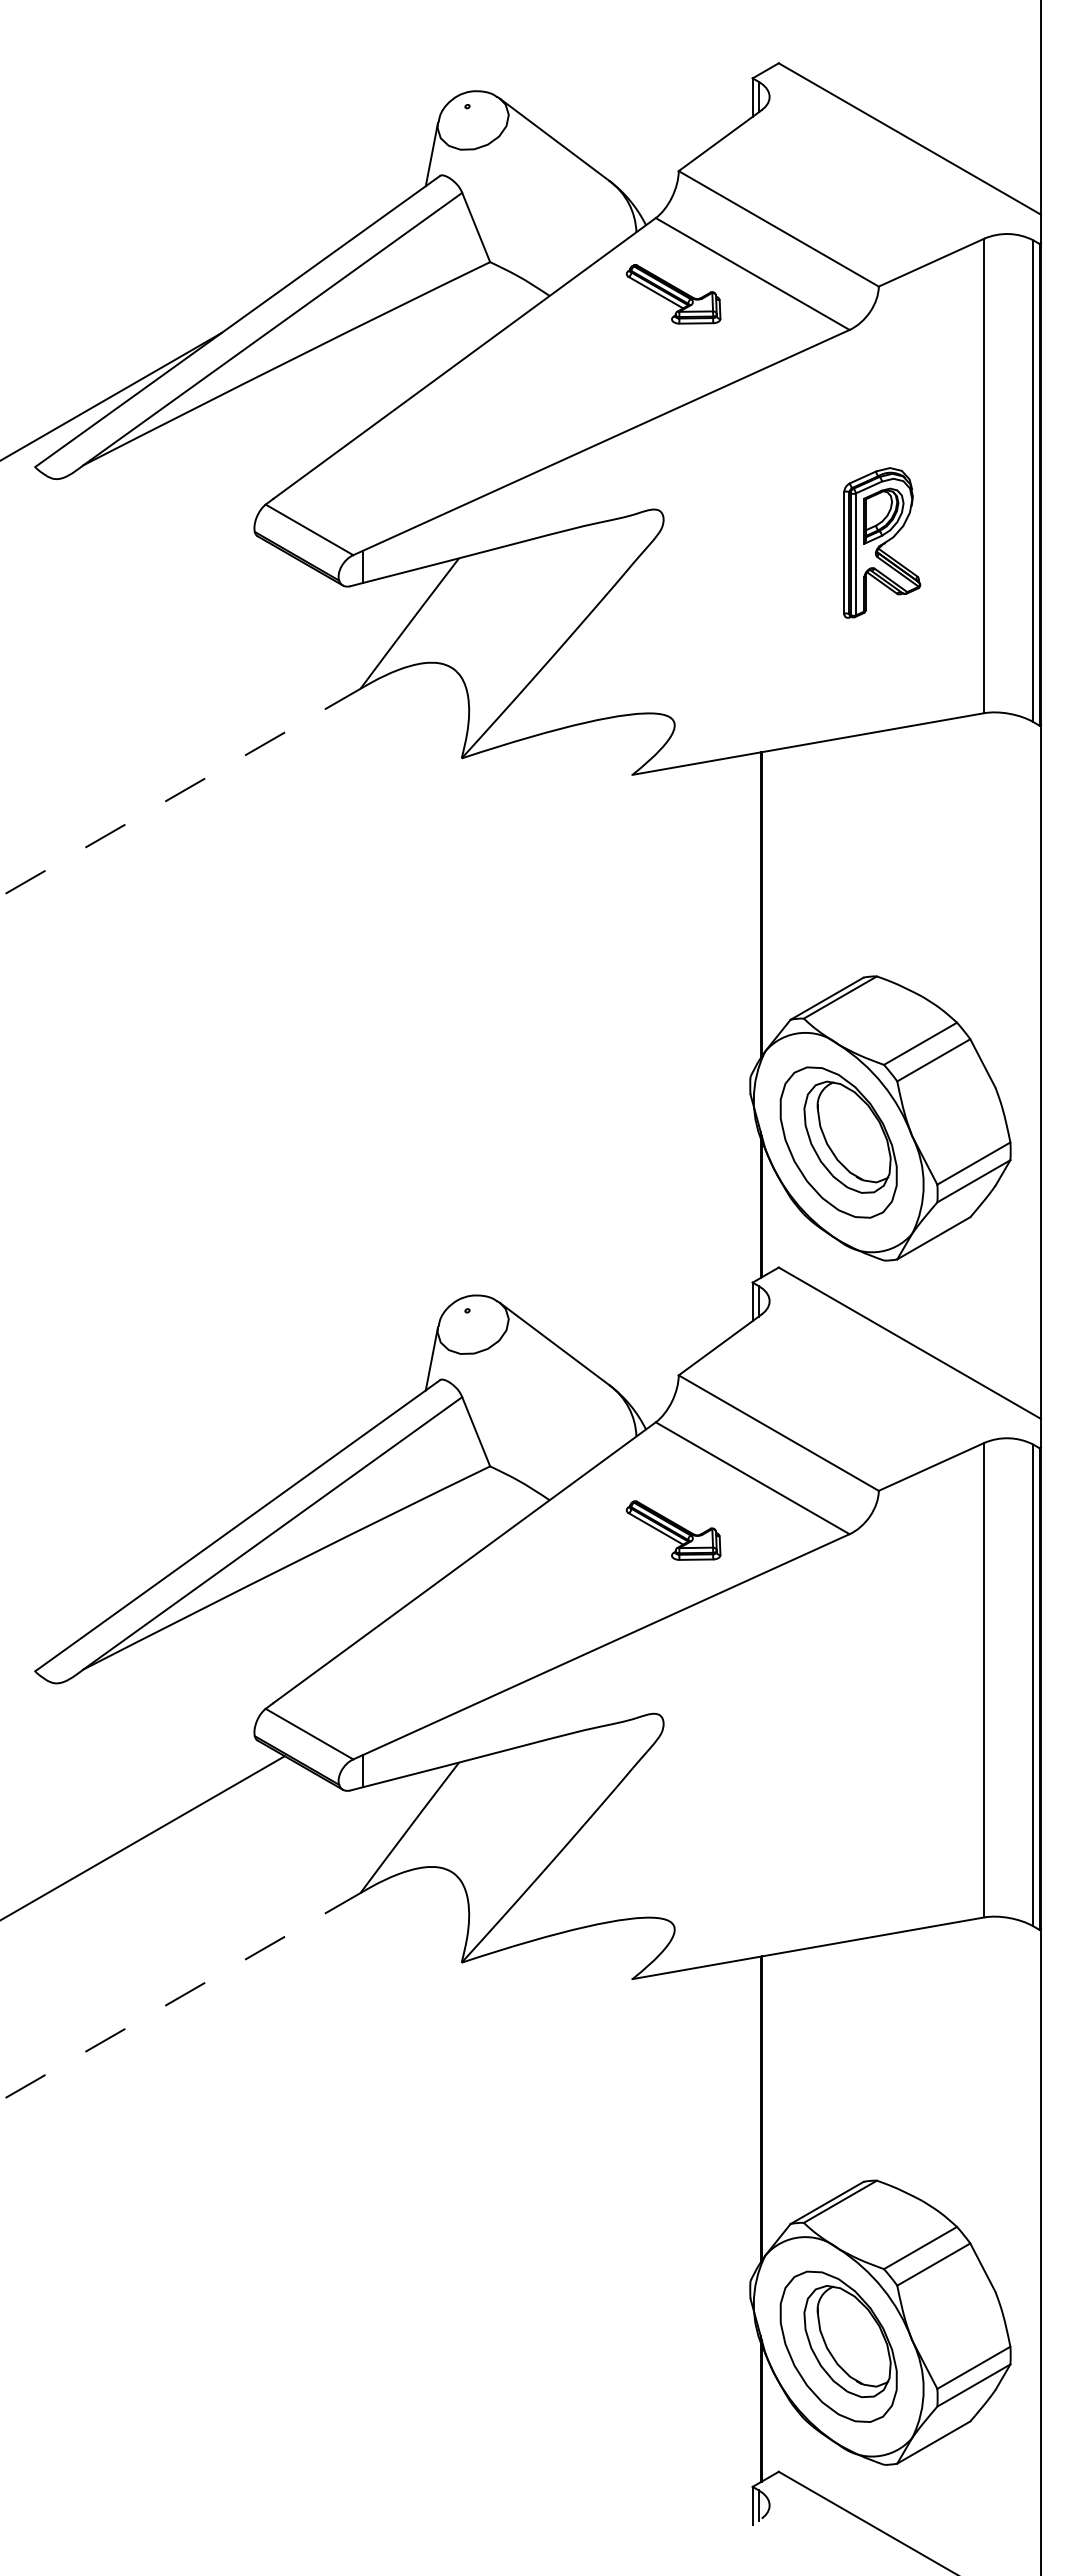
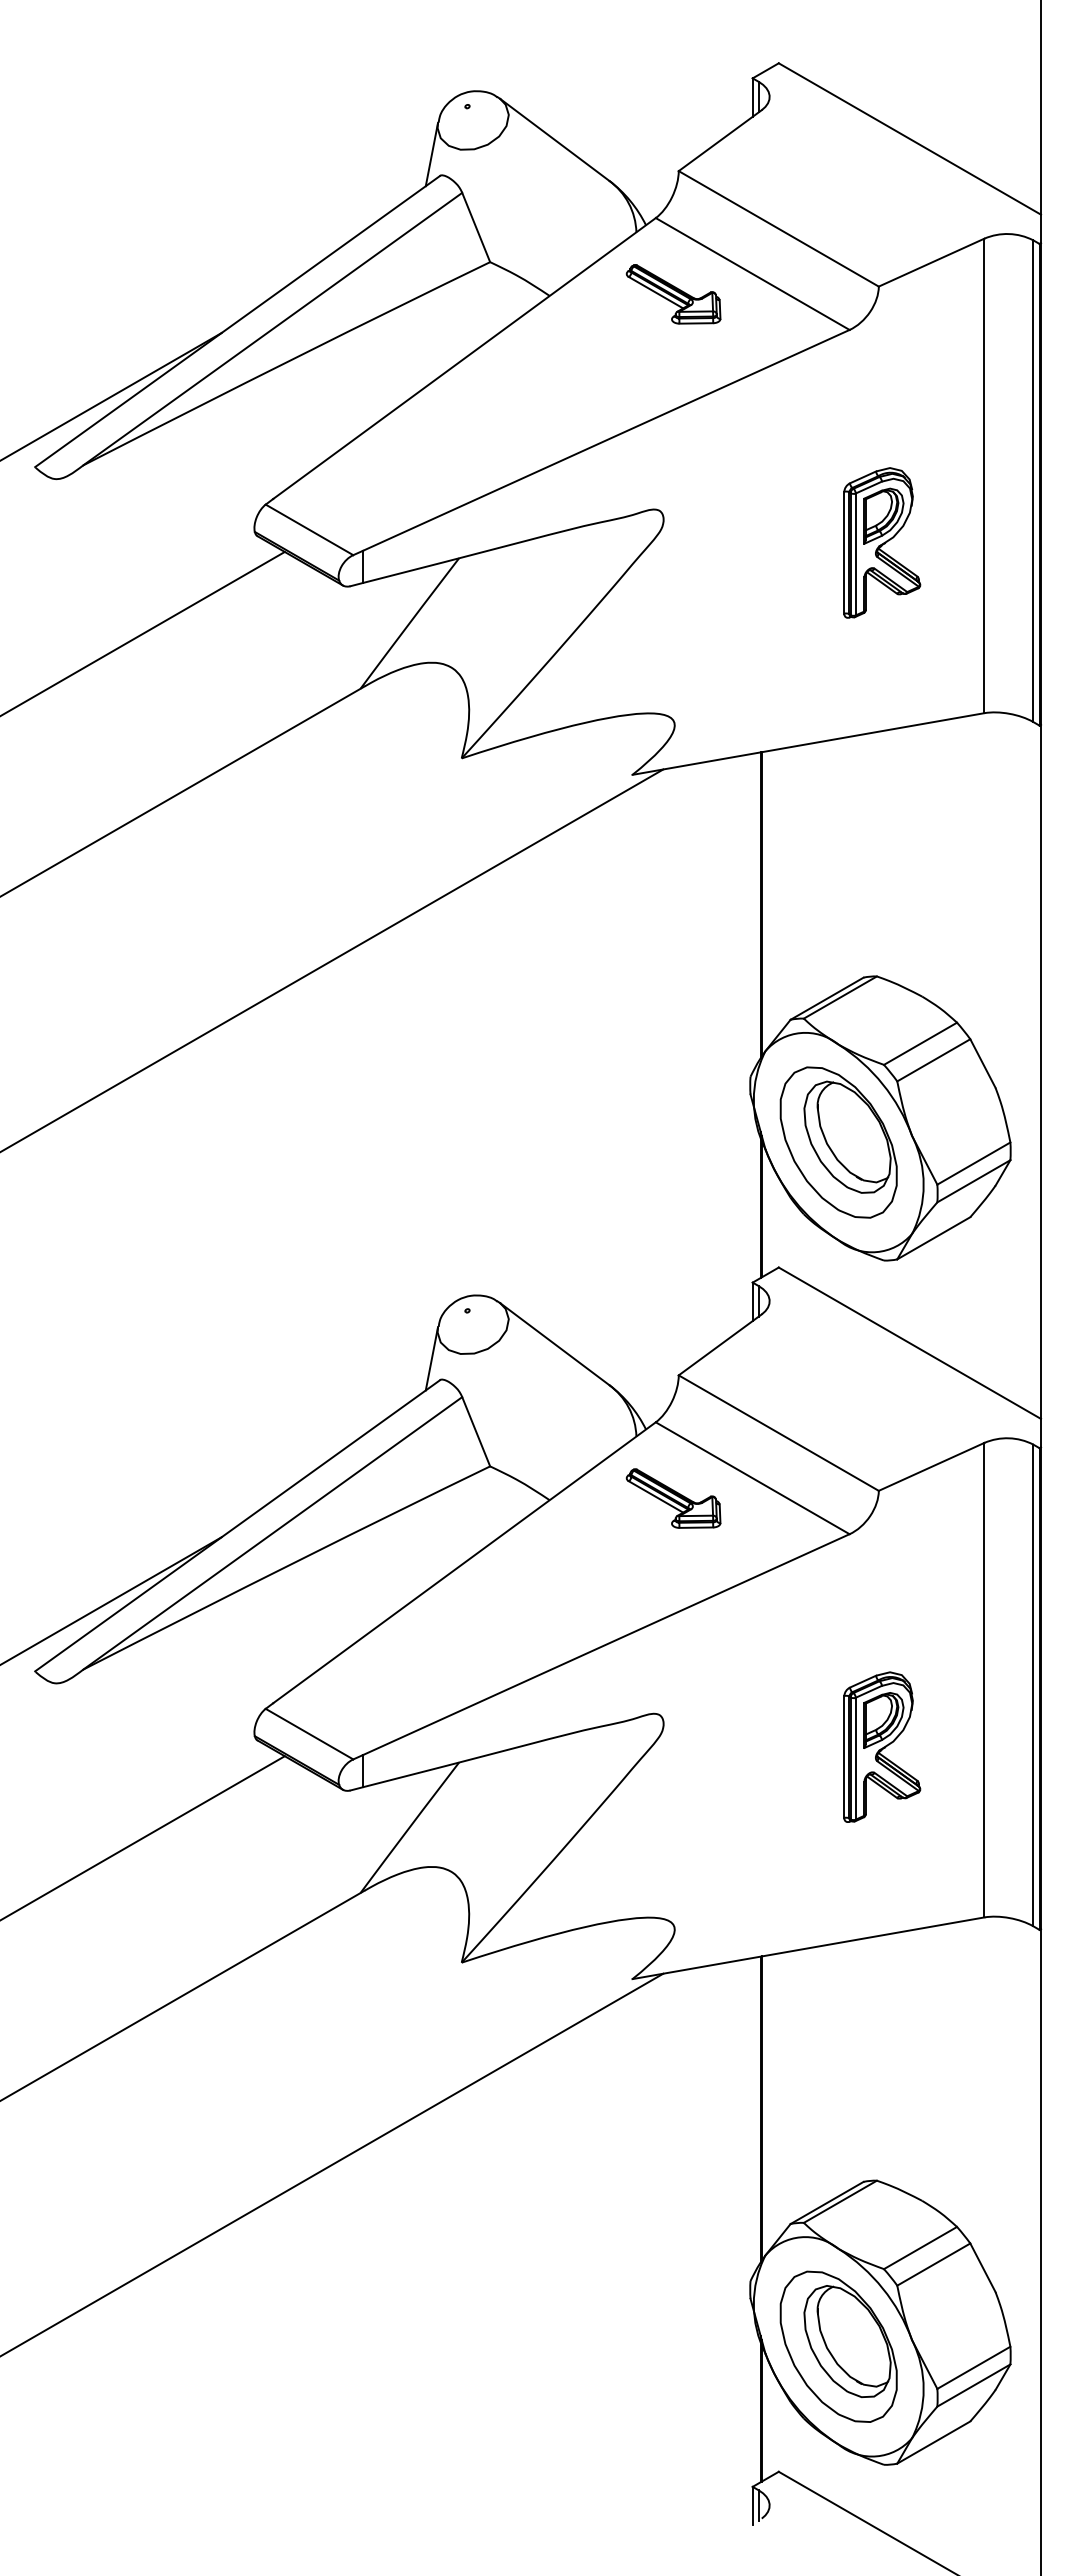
line: none -> present (143, 633)
line: dashed -> solid (182, 791)
line: none -> present (332, 960)
part position: (673, 1530) -> (673, 1498) (673, 1498)
line: none -> present (111, 1600)
part: none -> present (882, 1746)
line: dashed -> solid (182, 1996)
line: none -> present (332, 2164)
